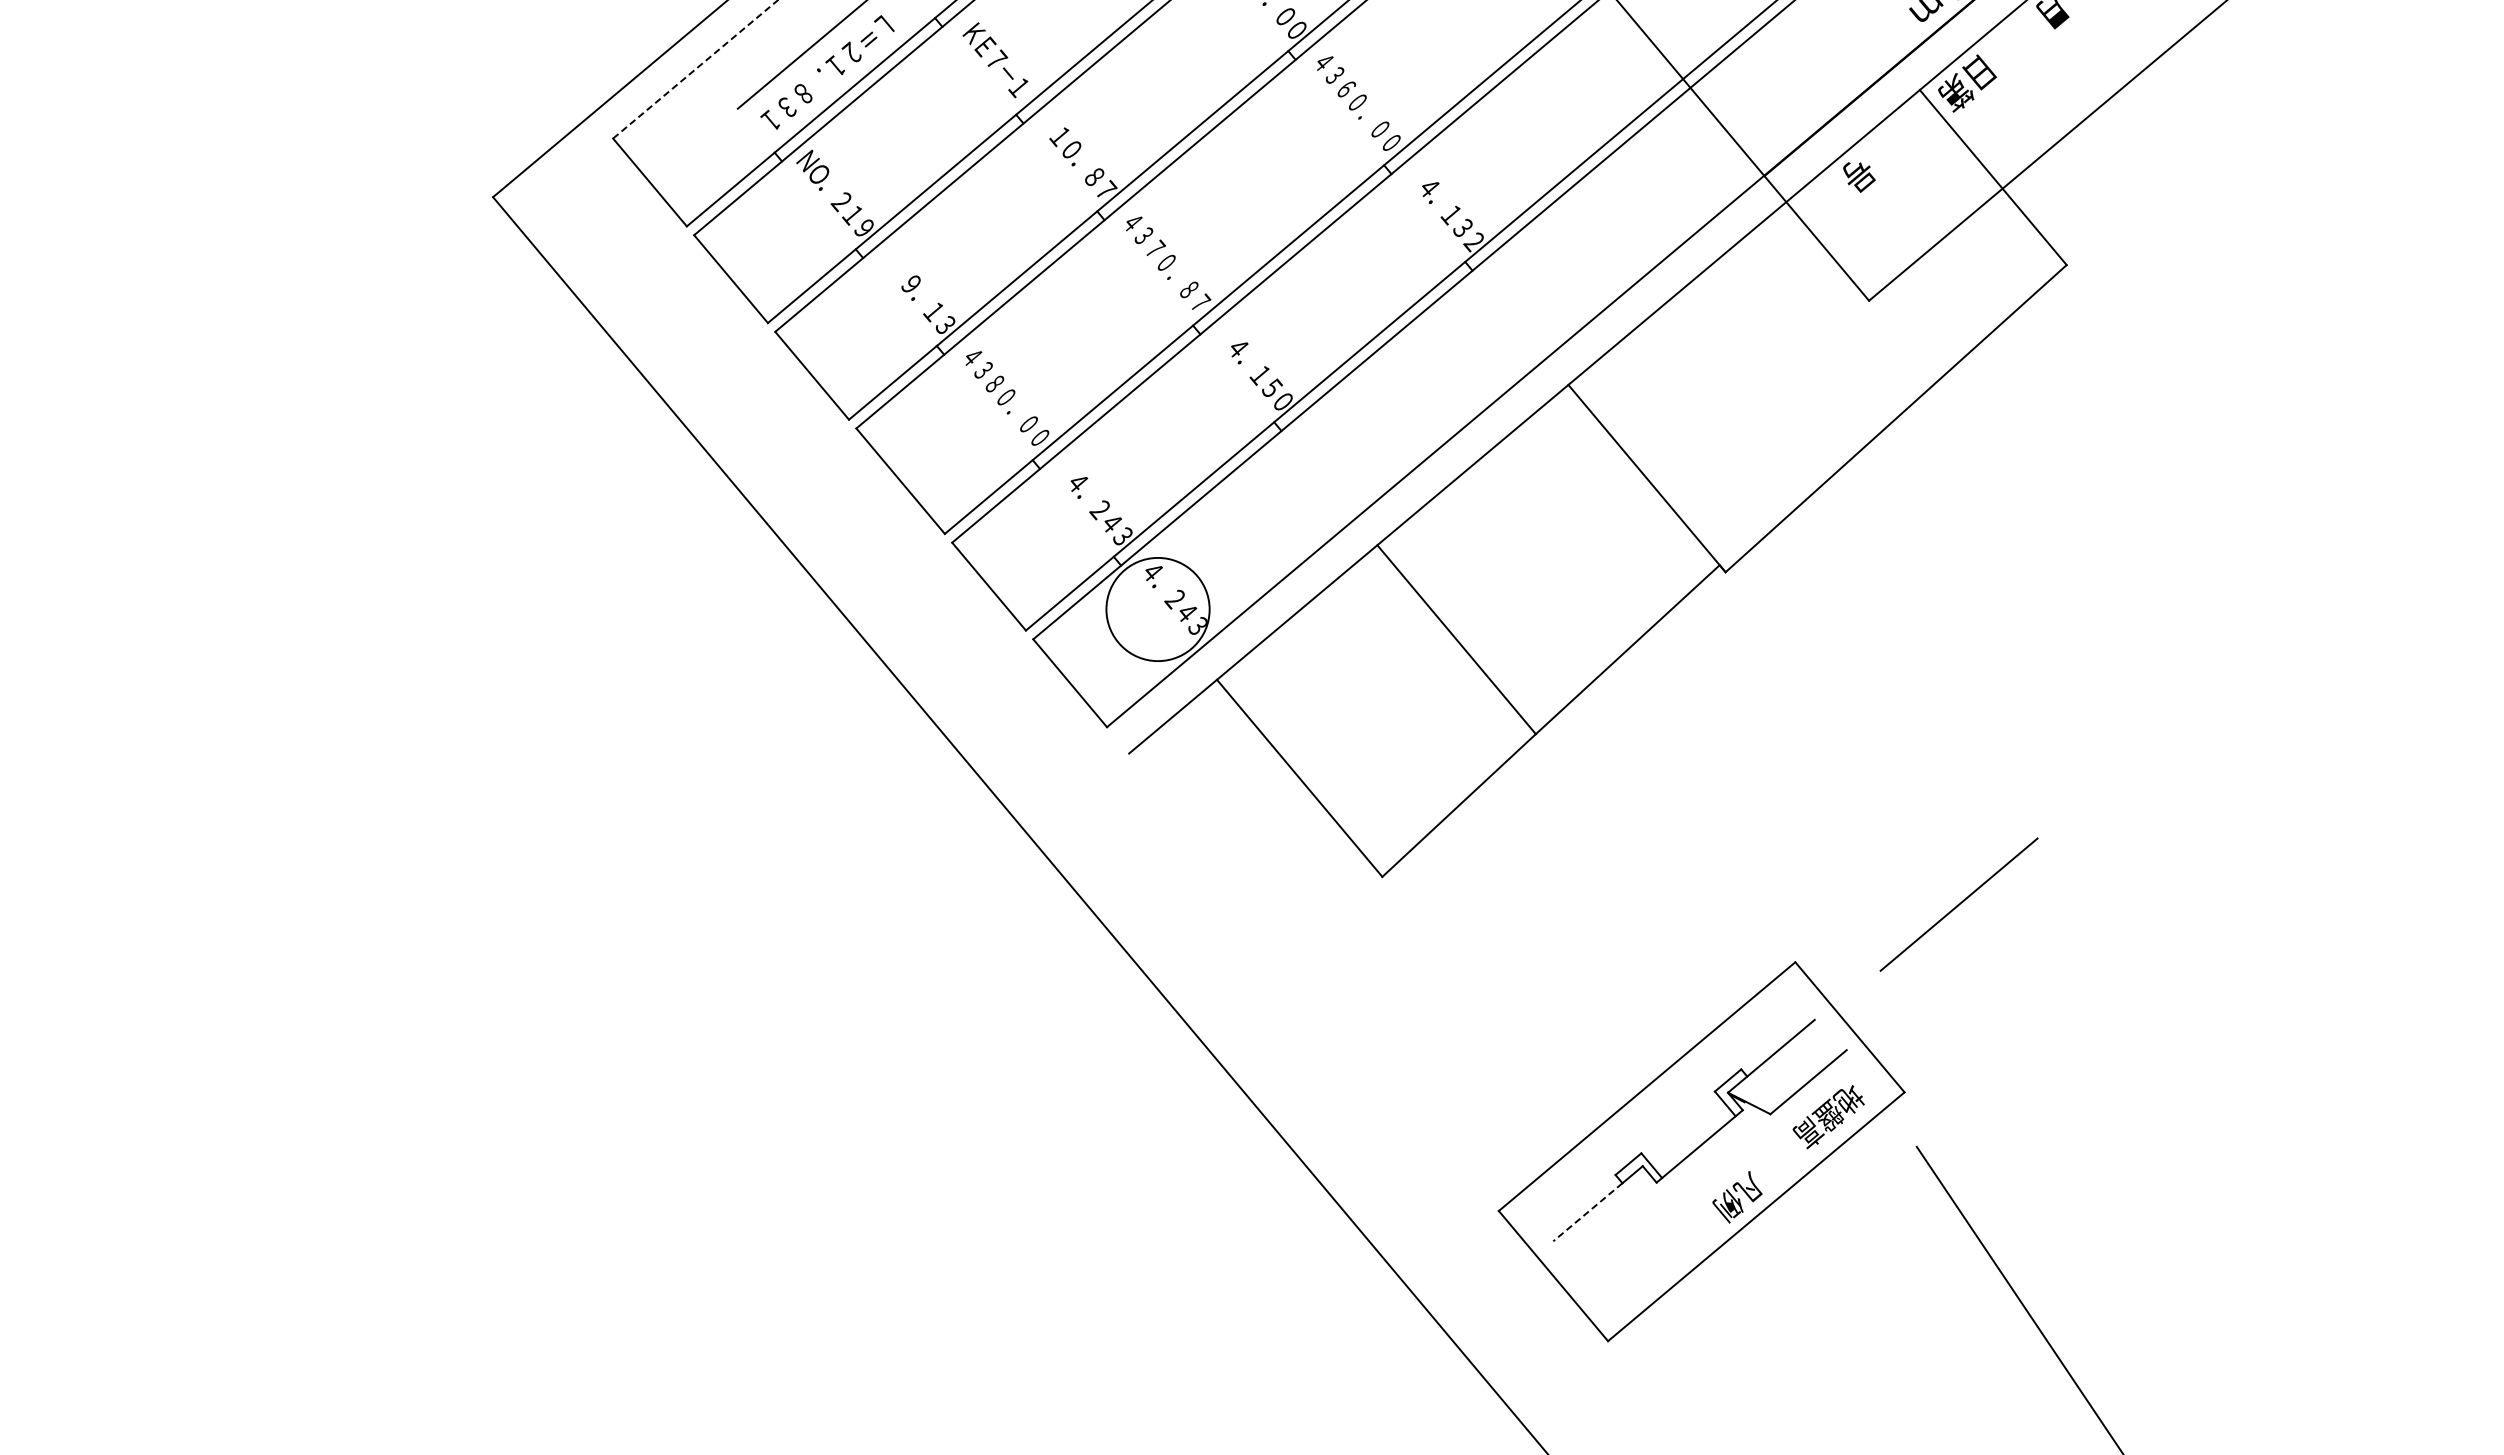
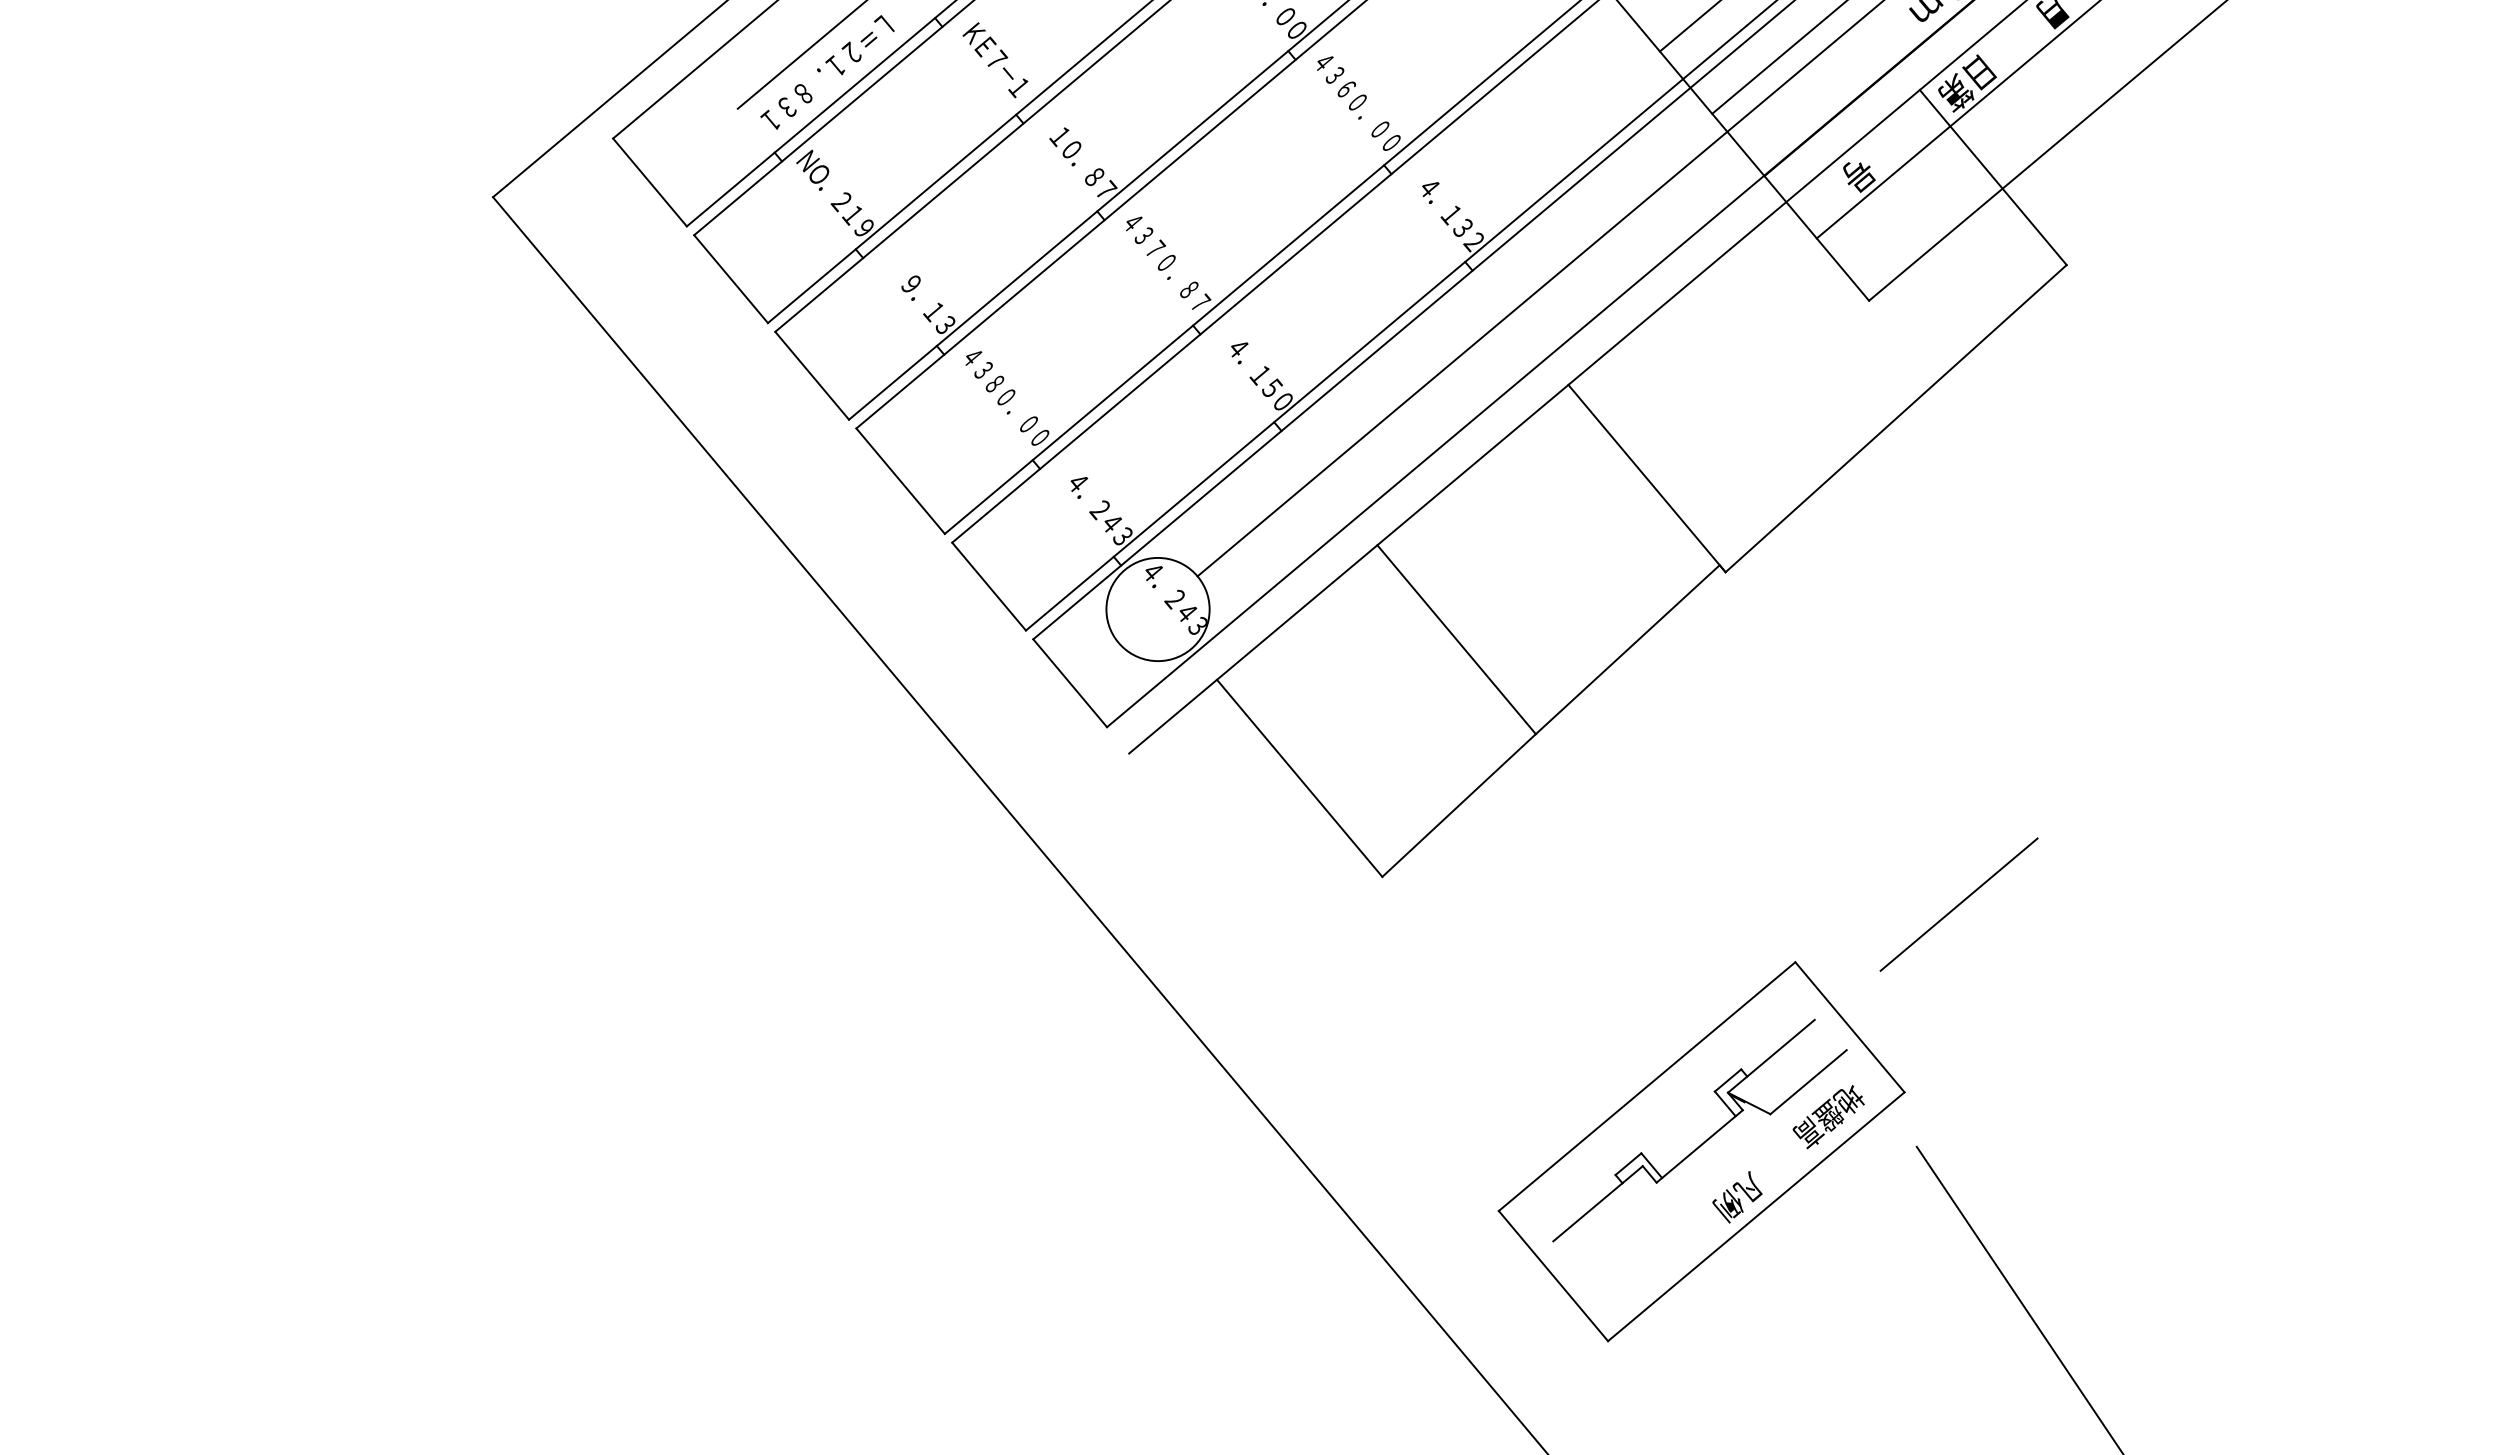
line: none -> present (1688, 26)
line: none -> present (1778, 57)
line: dashed -> solid (695, 69)
line: none -> present (1957, 120)
line: none -> present (1539, 289)
line: dashed -> solid (1587, 1212)
